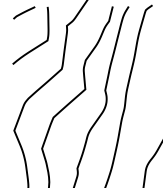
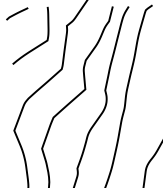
line position: (24, 12) -> (17, 13) (17, 13)
